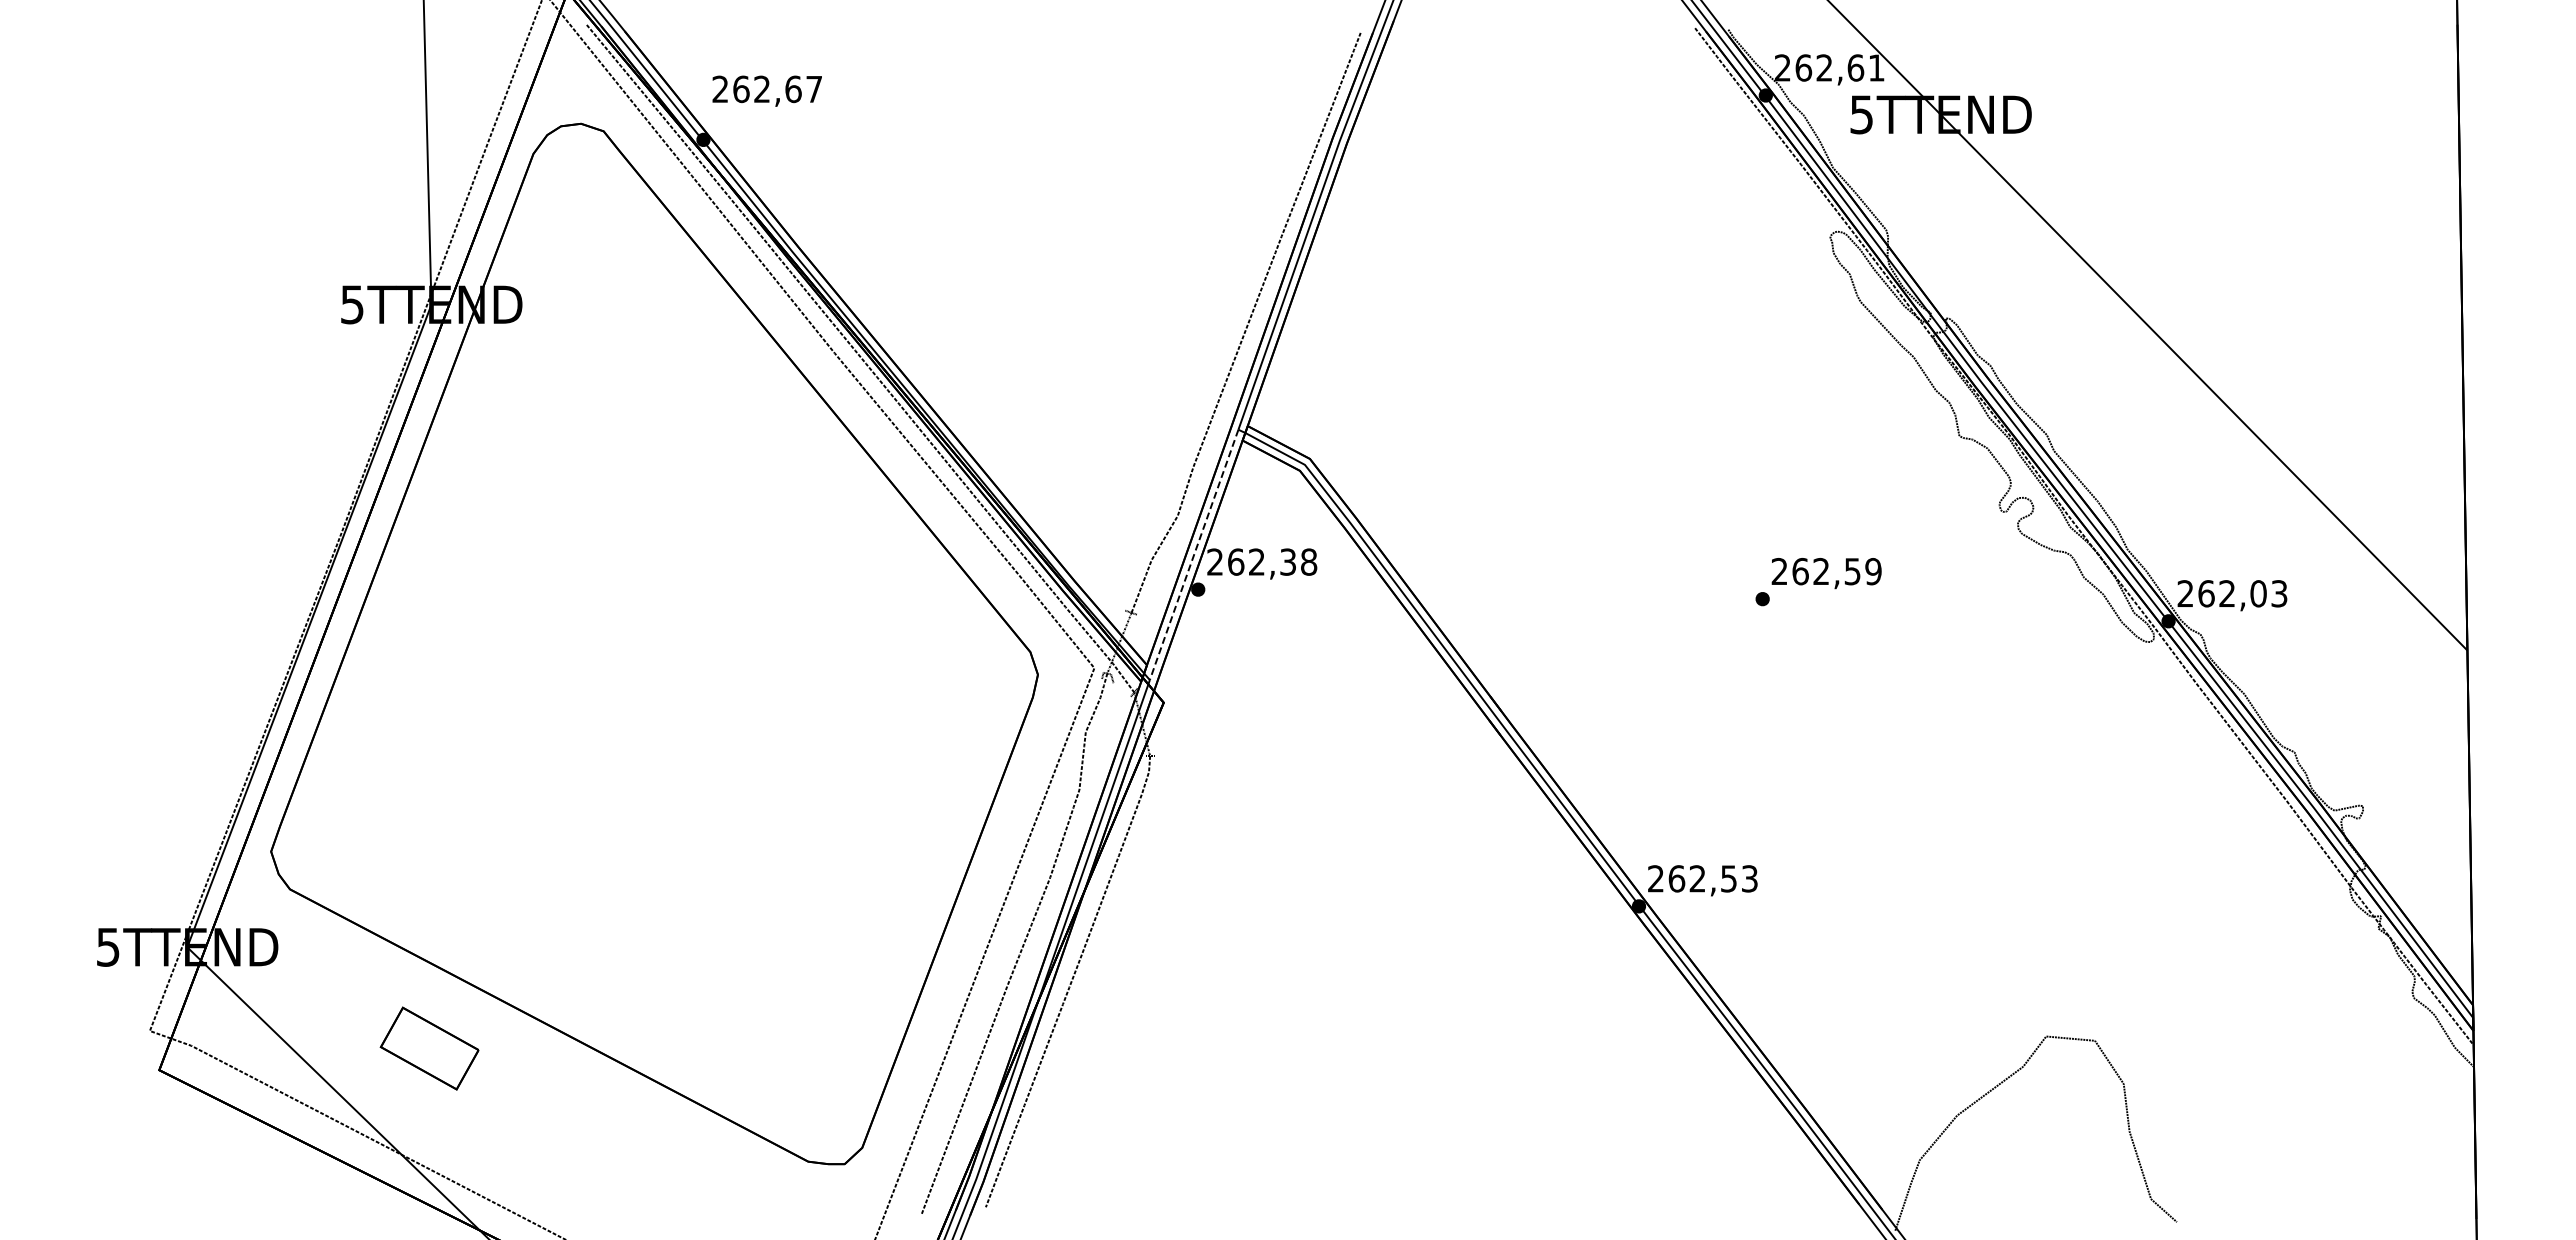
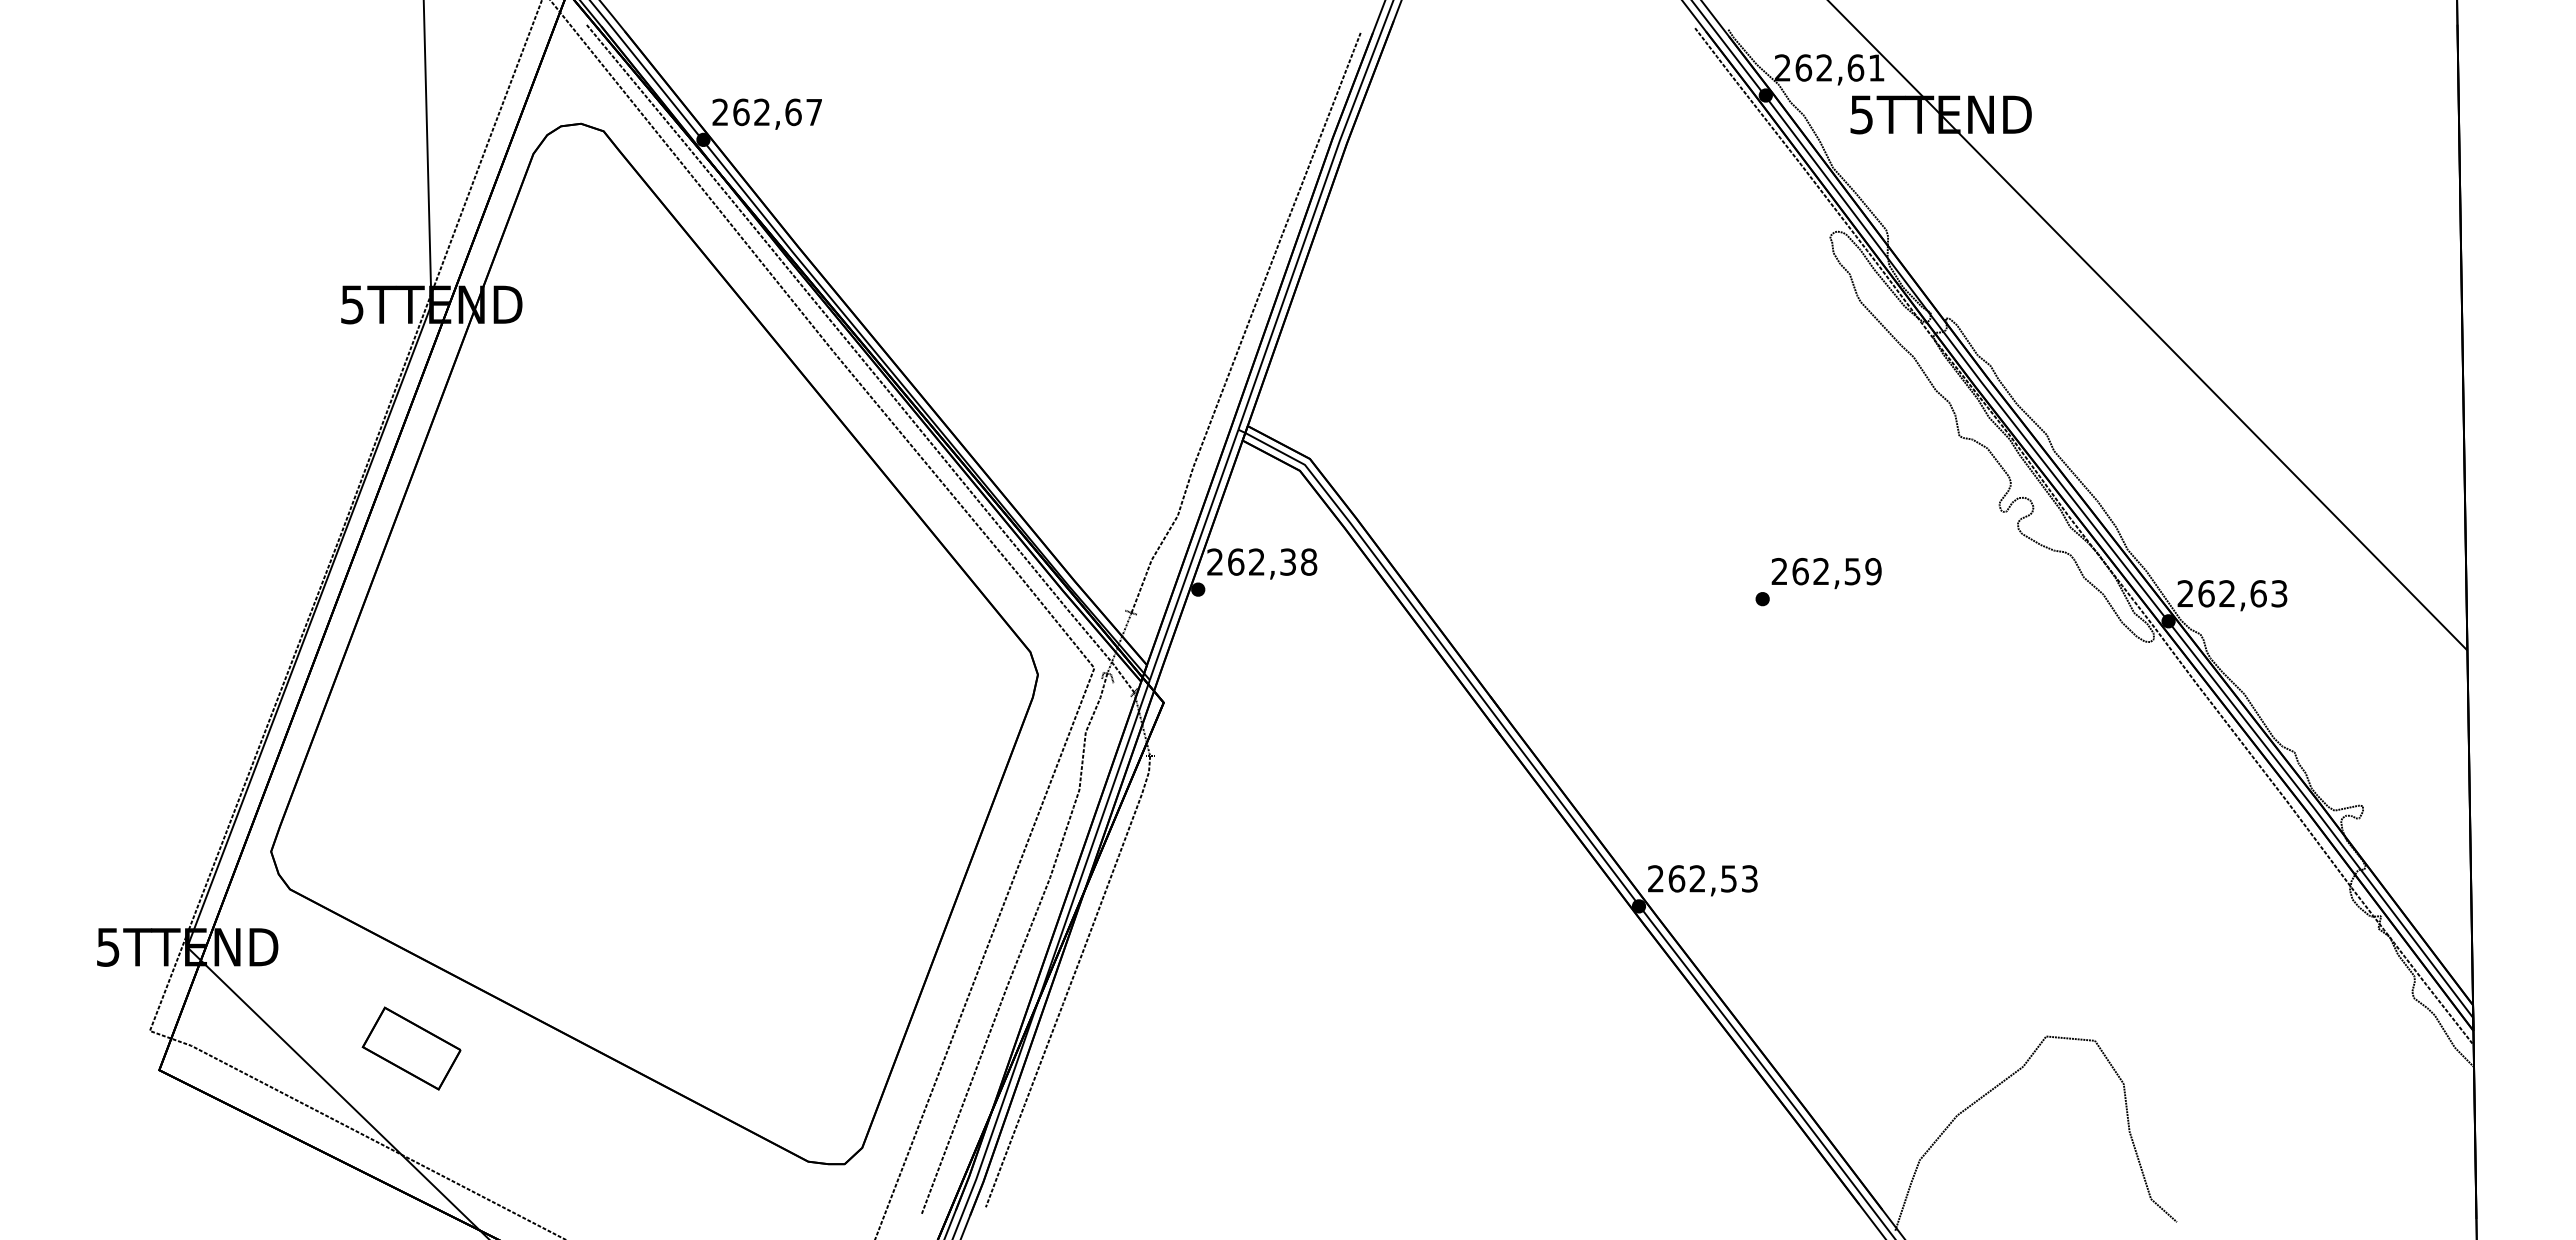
text position: (766, 90) -> (766, 113) (766, 113)
line: dashed -> solid (1193, 555)
text: 262,03 -> 262,63 (2258, 593)
part position: (429, 1048) -> (411, 1048) (411, 1048)
